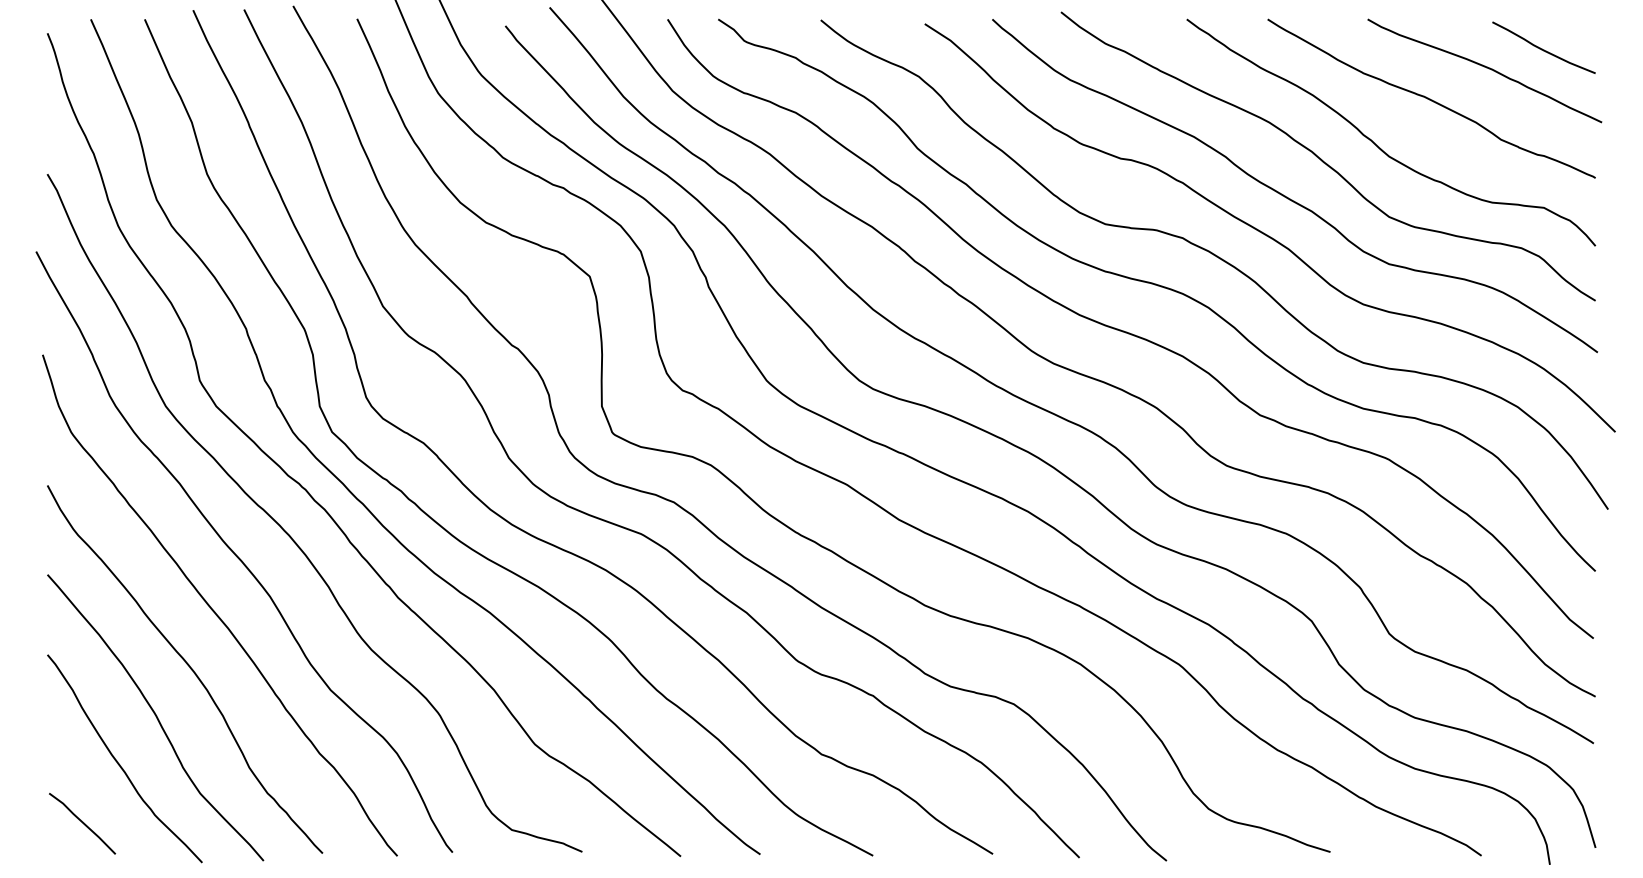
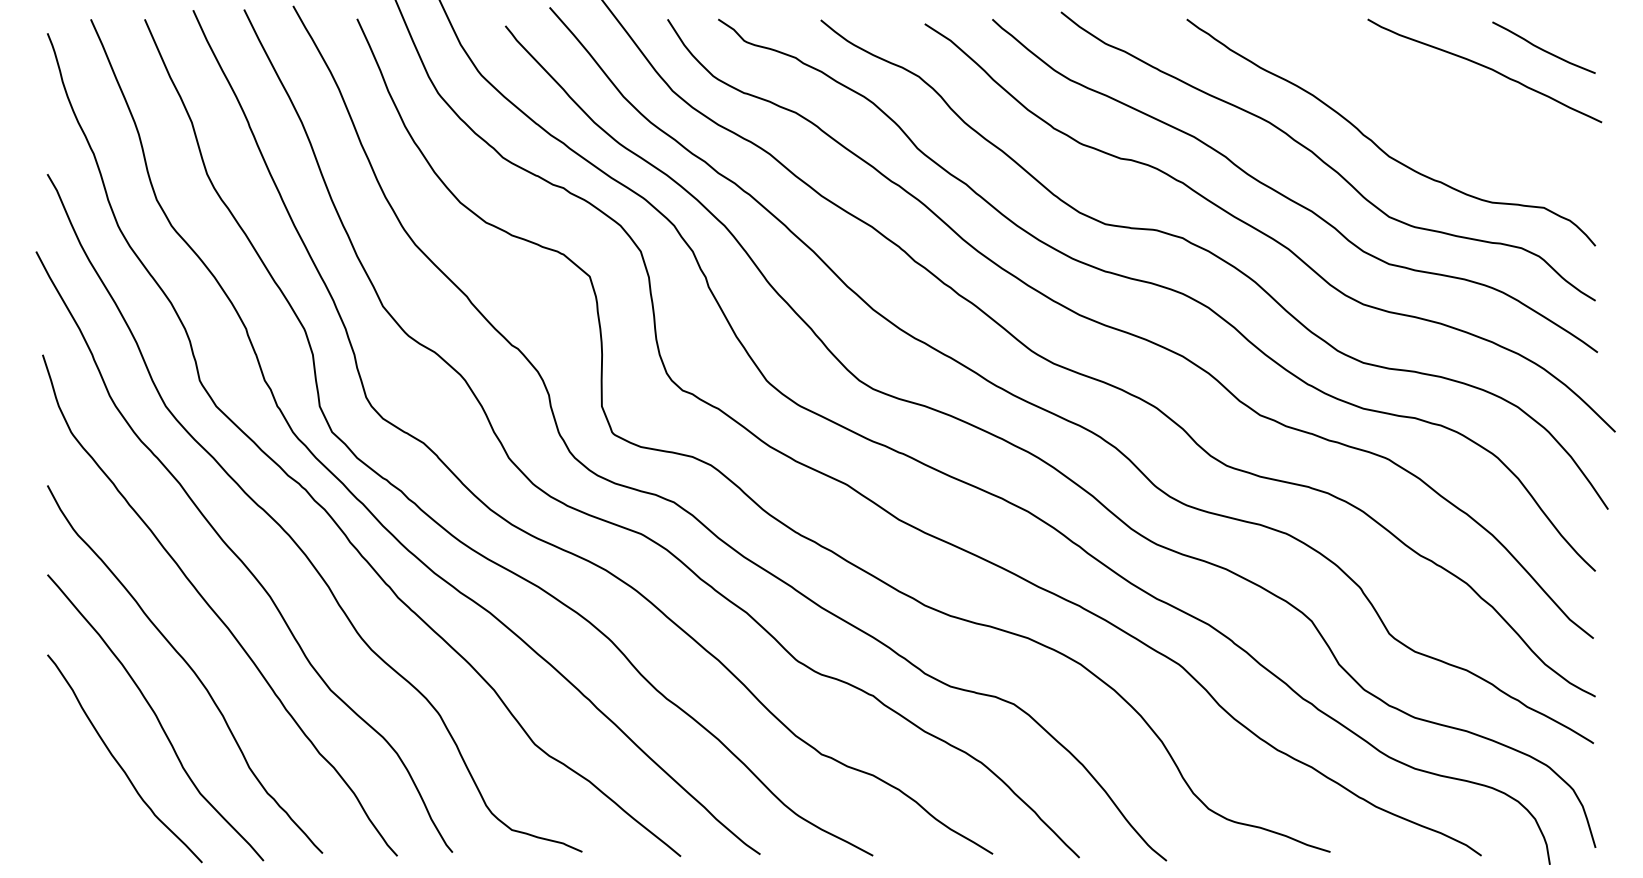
curve: present -> none (1430, 98)
line: present -> none (82, 823)
